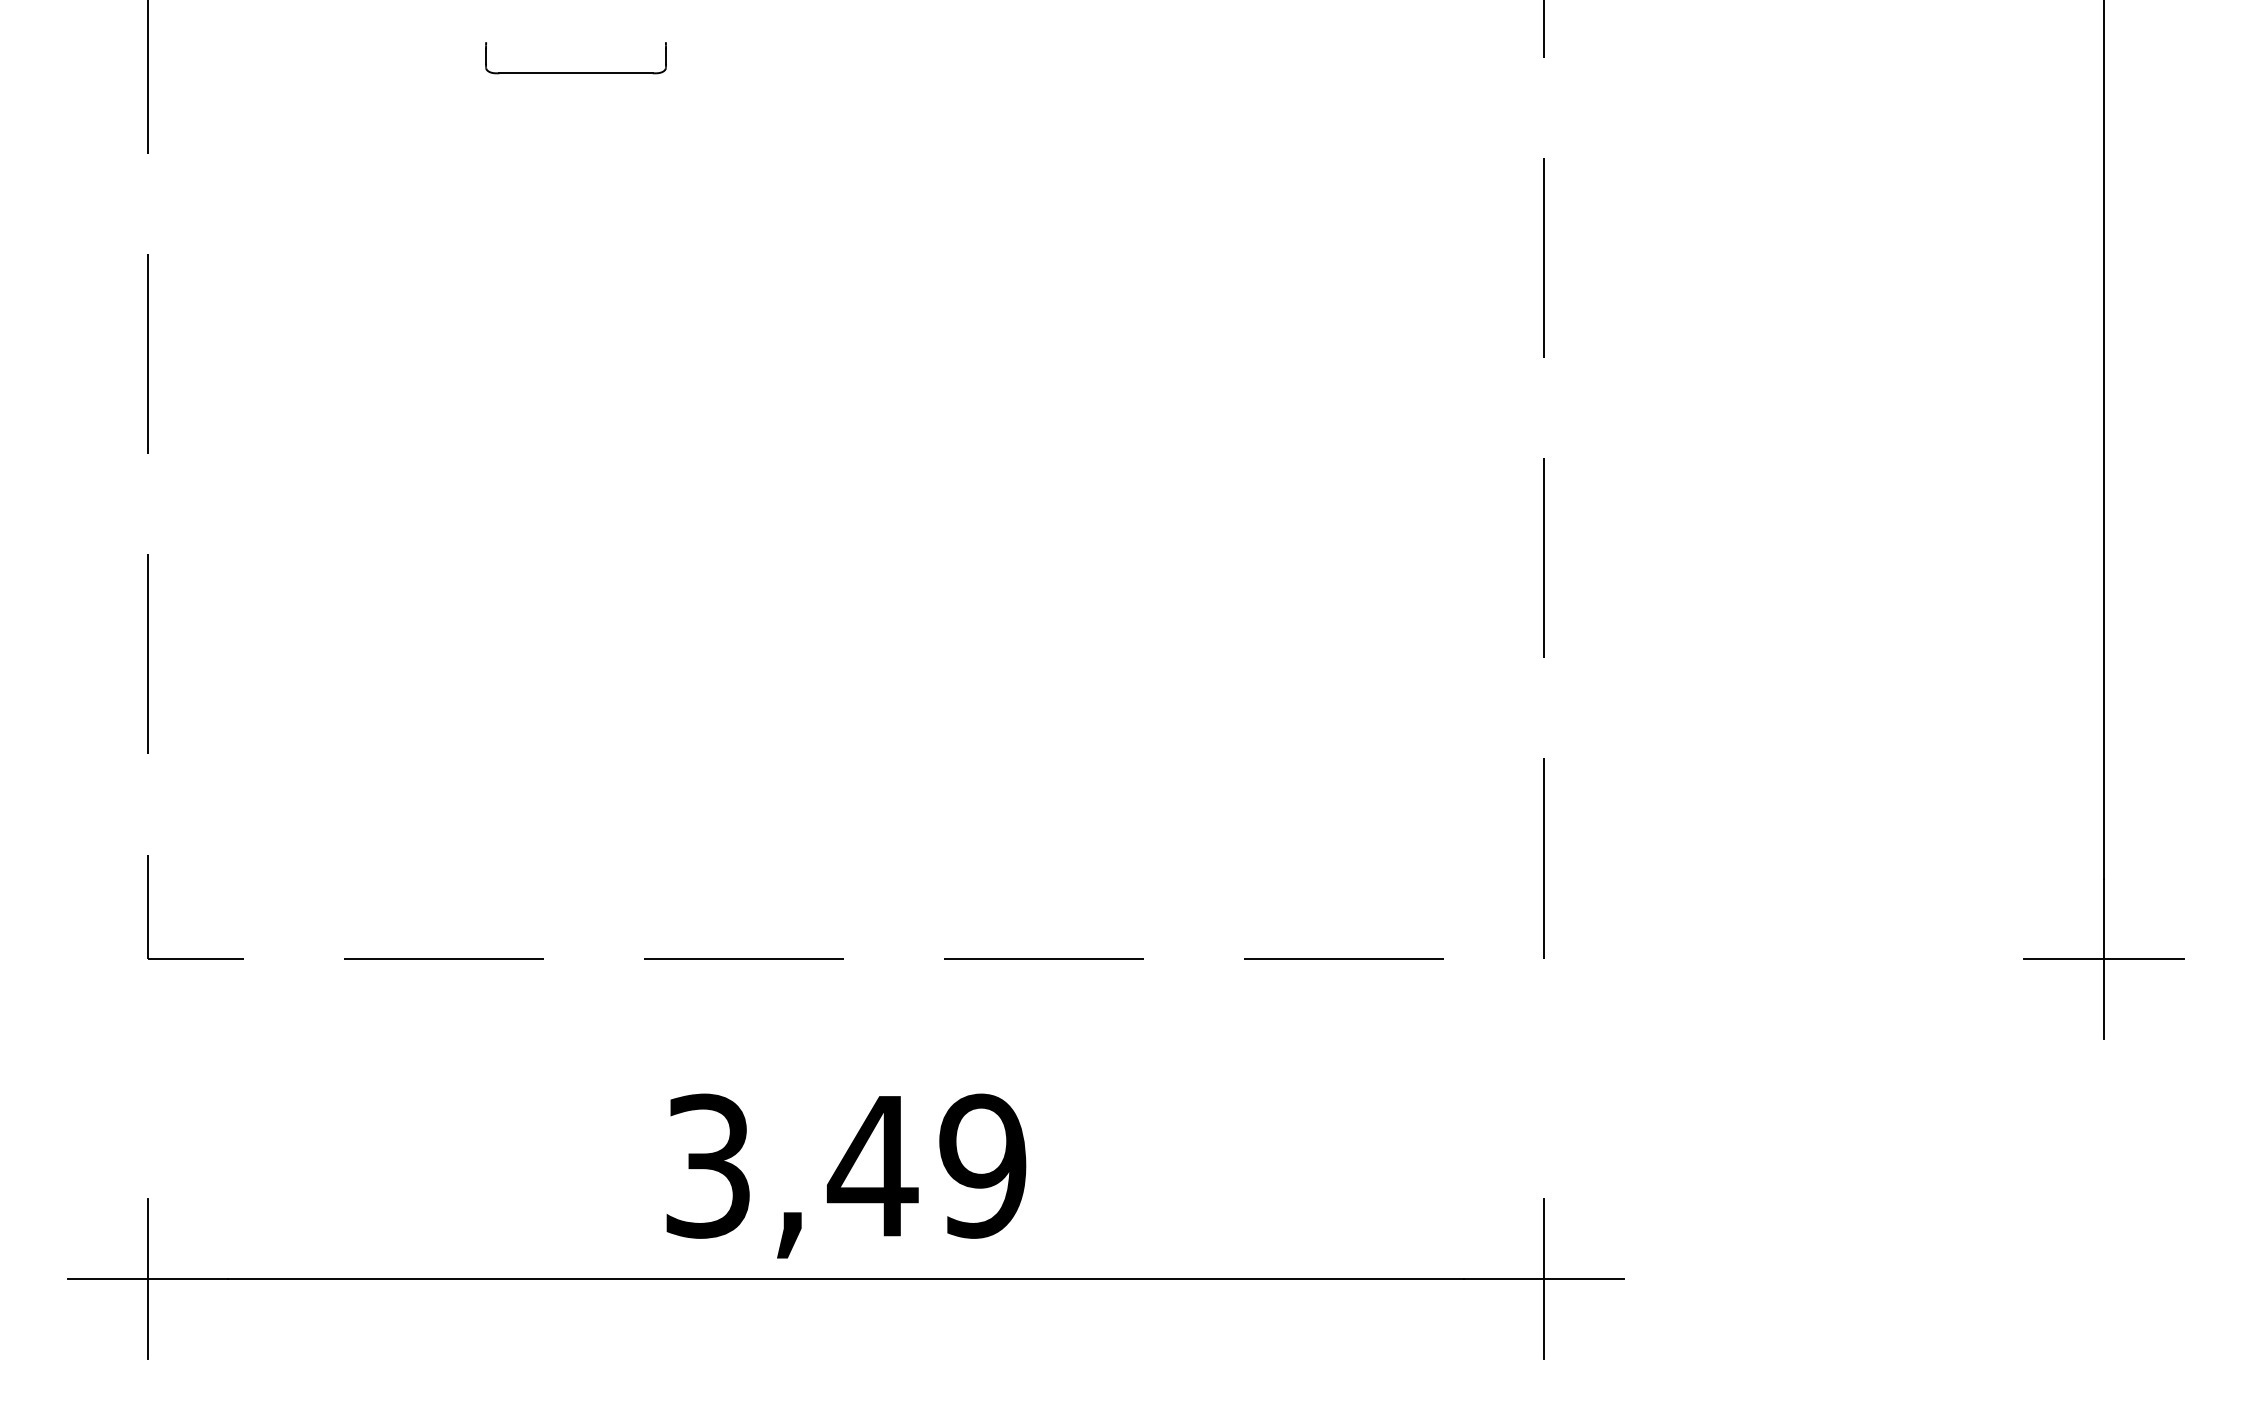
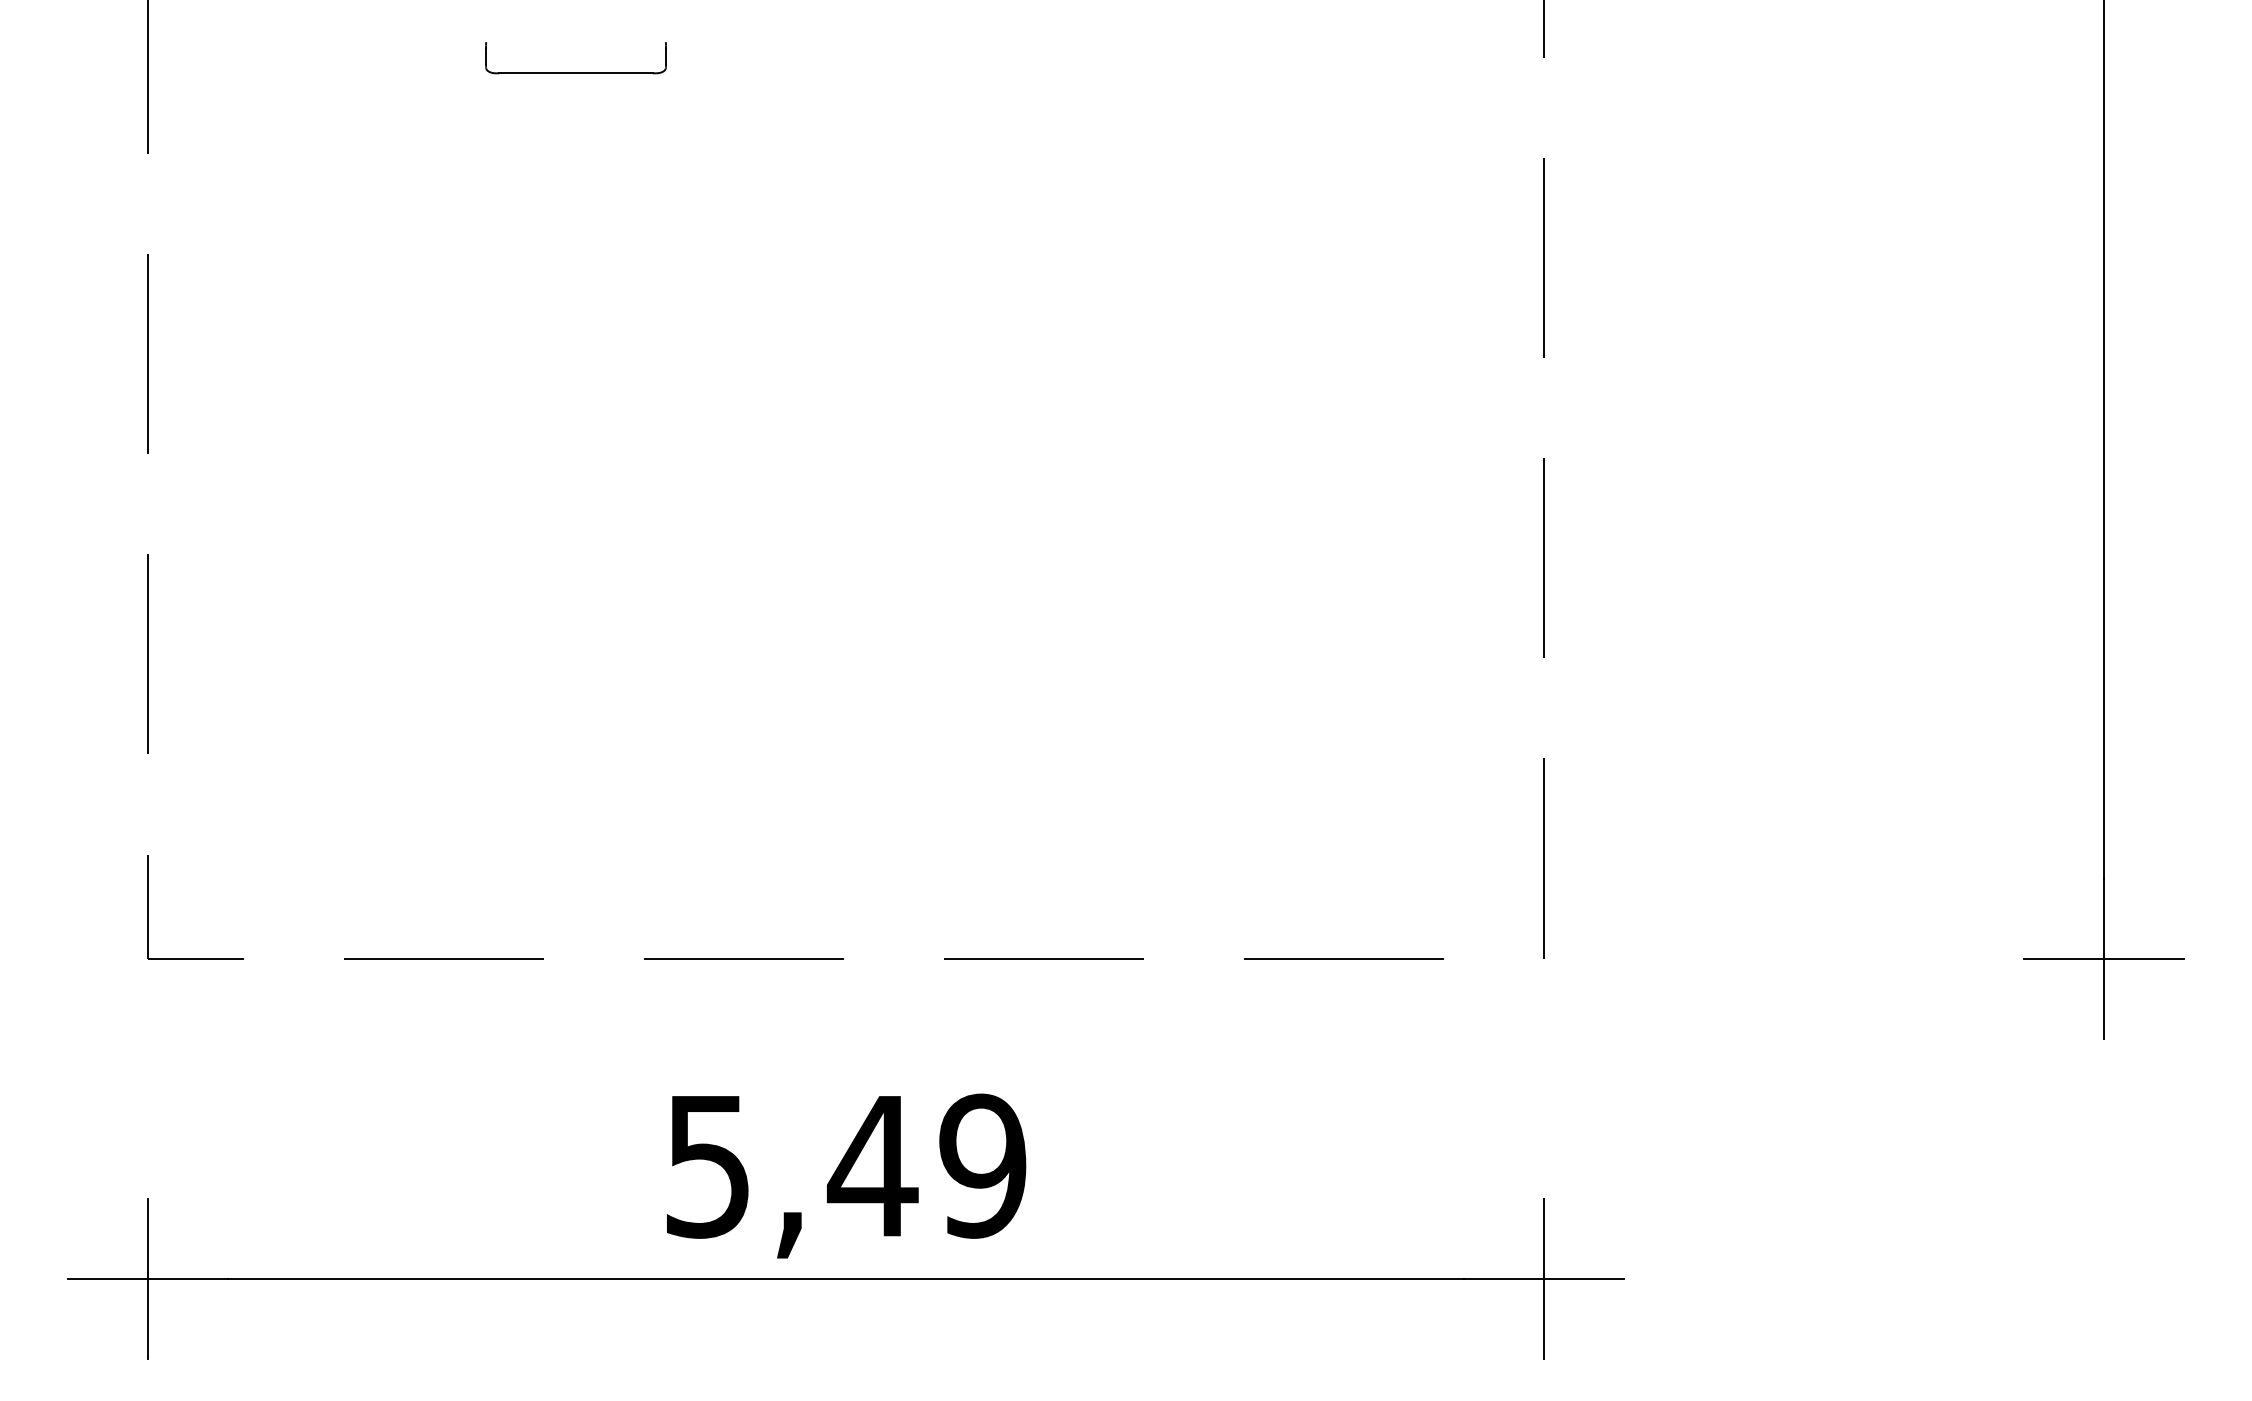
text: 3,49 -> 5,49 (707, 1165)
